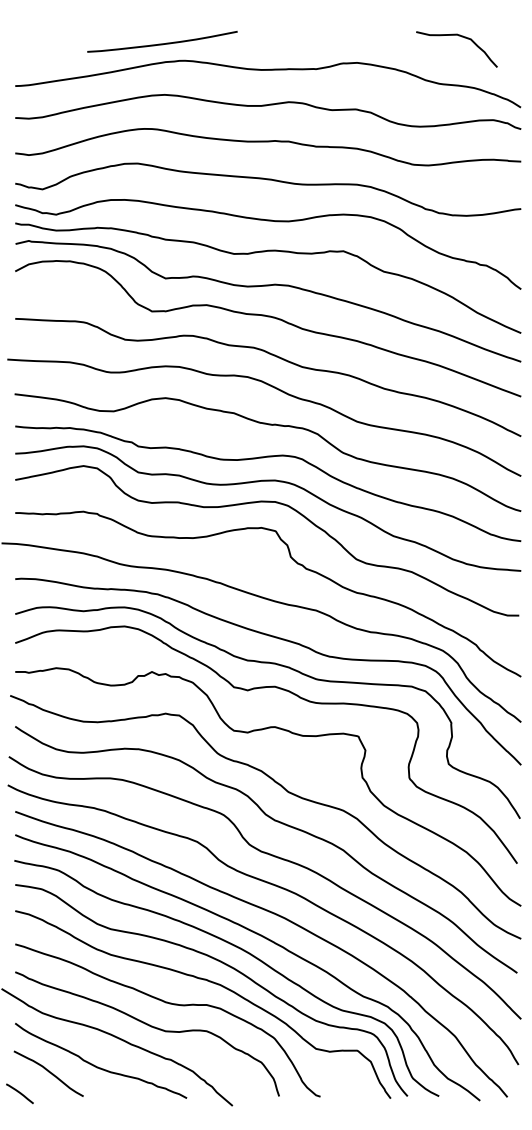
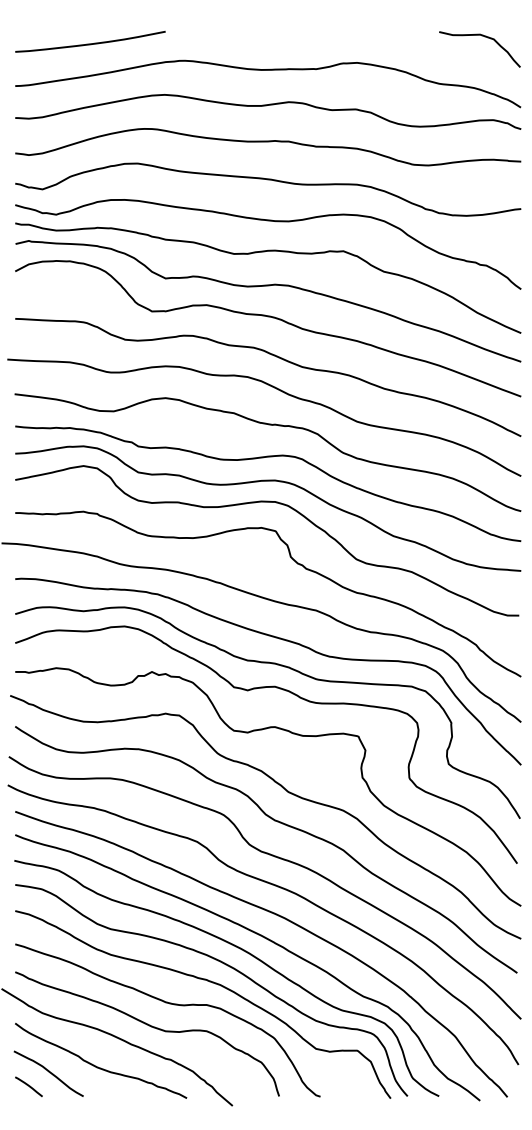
curve position: (461, 37) -> (484, 37) (484, 37)
curve position: (162, 43) -> (90, 43) (90, 43)
line position: (19, 1093) -> (28, 1086) (28, 1086)
